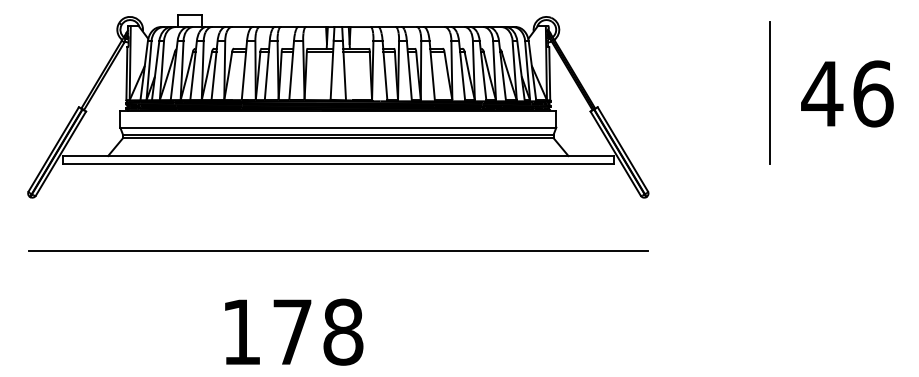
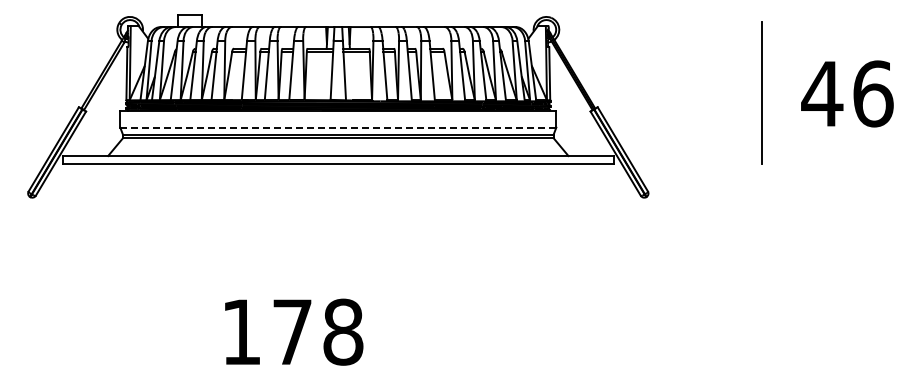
line position: (769, 92) -> (761, 92) (761, 92)
line: solid -> dashed (338, 127)
line: present -> none (338, 251)
